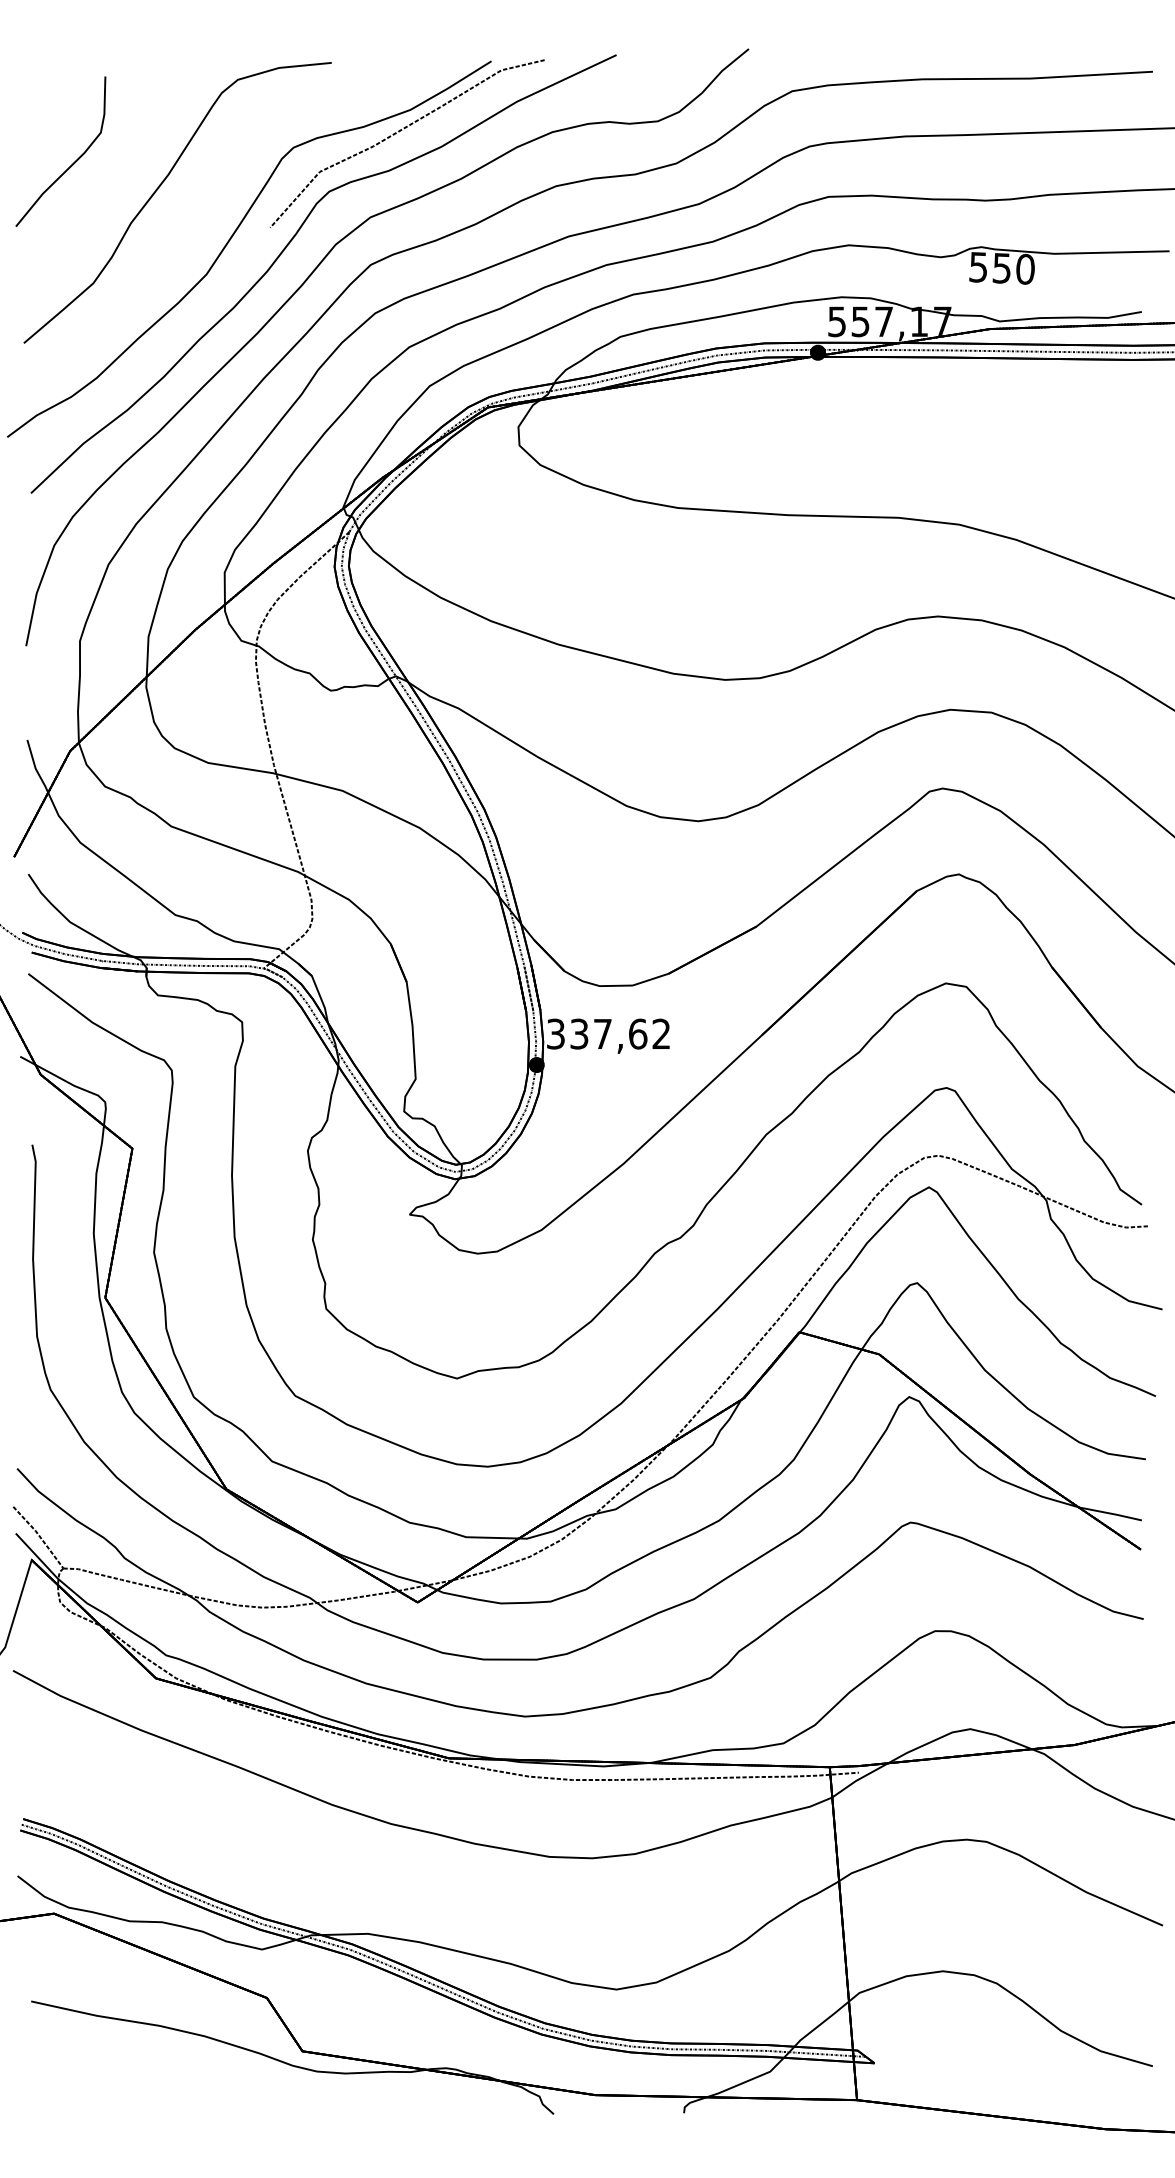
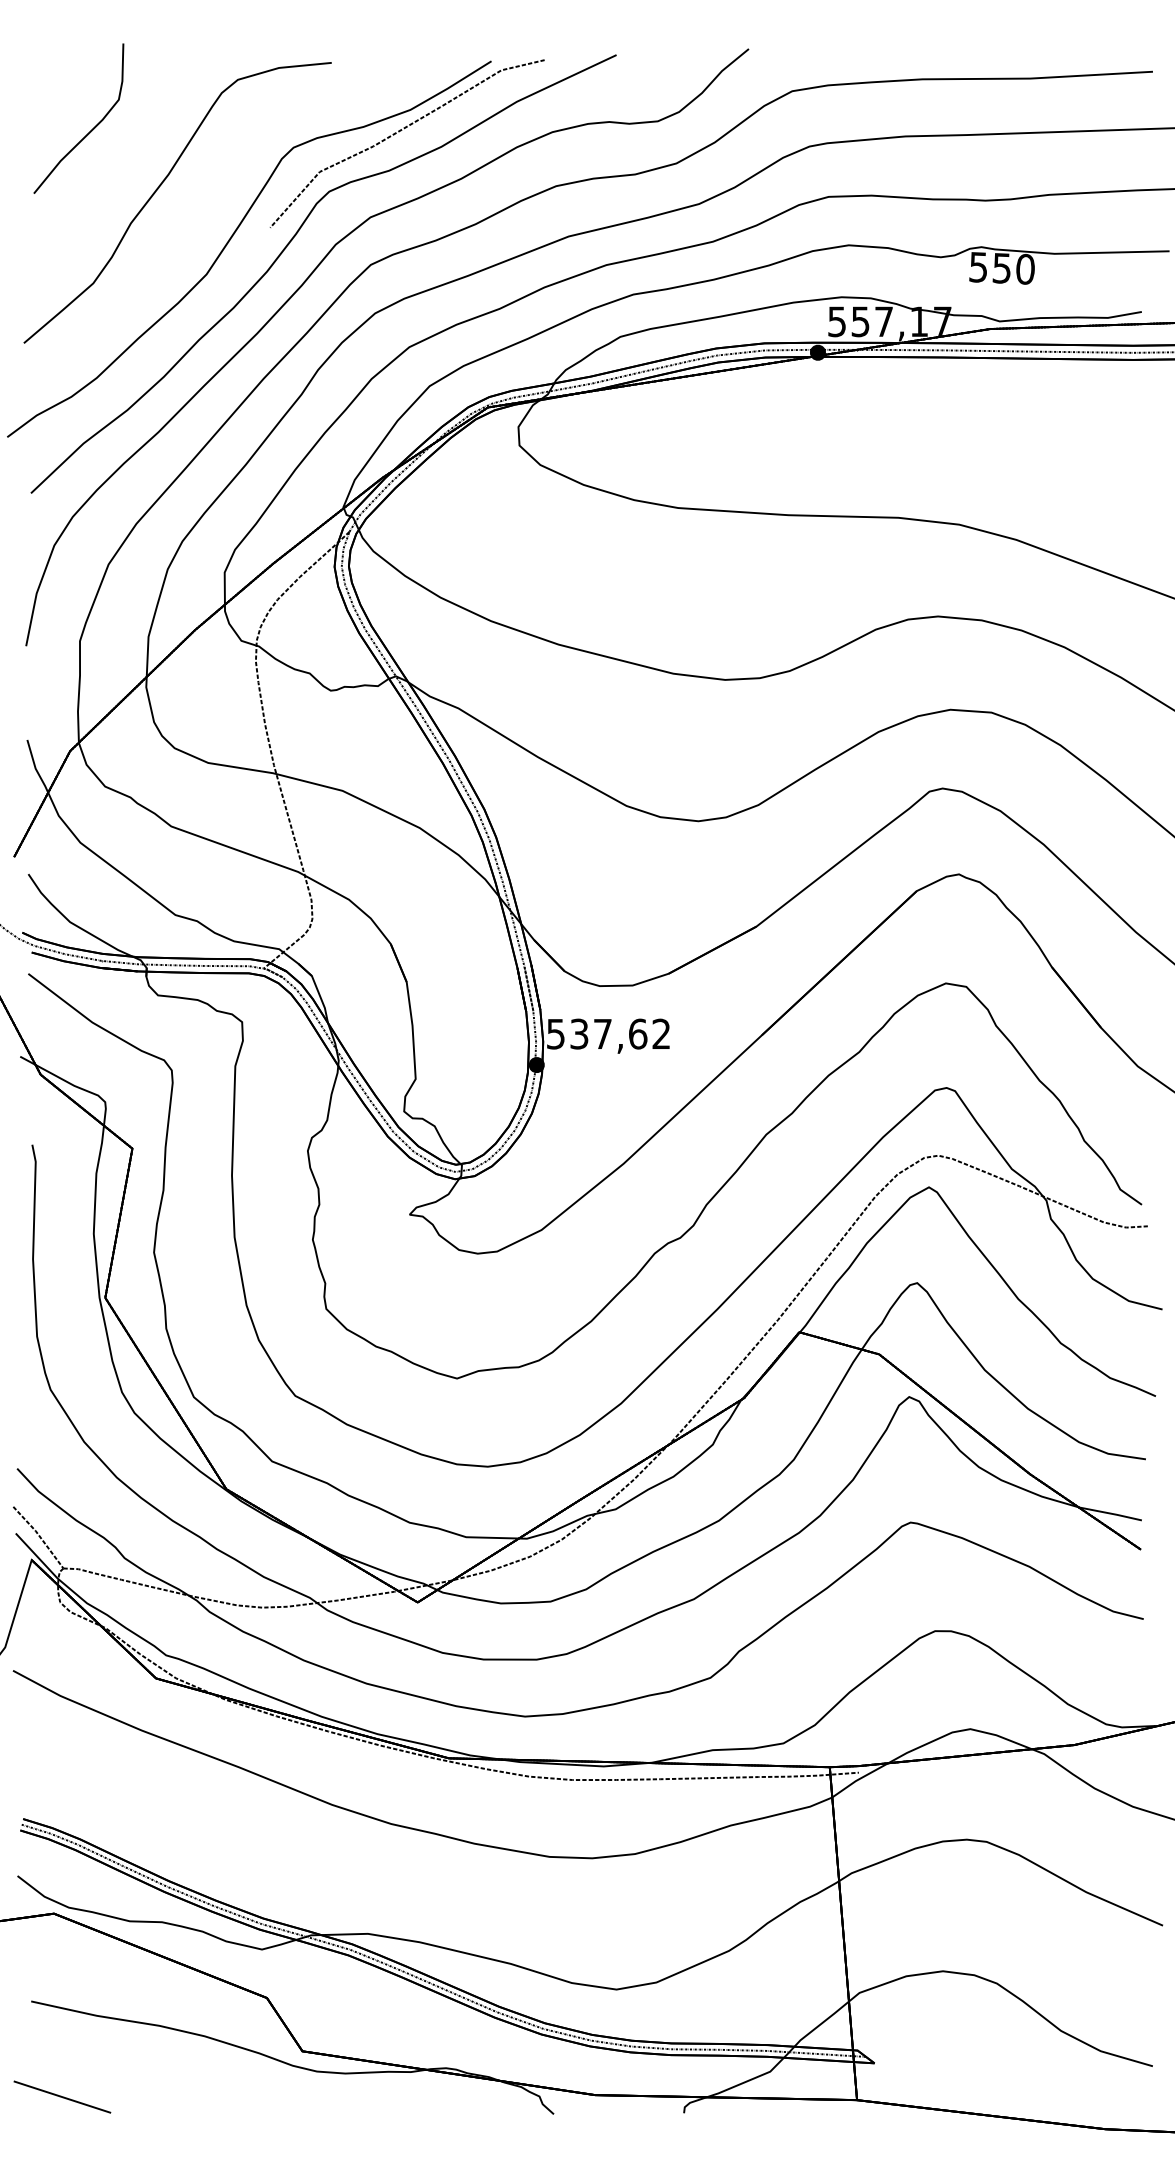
part position: (72, 163) -> (90, 130) (90, 130)
text: 337,62 -> 537,62 (555, 1033)
line: none -> present (62, 2096)
